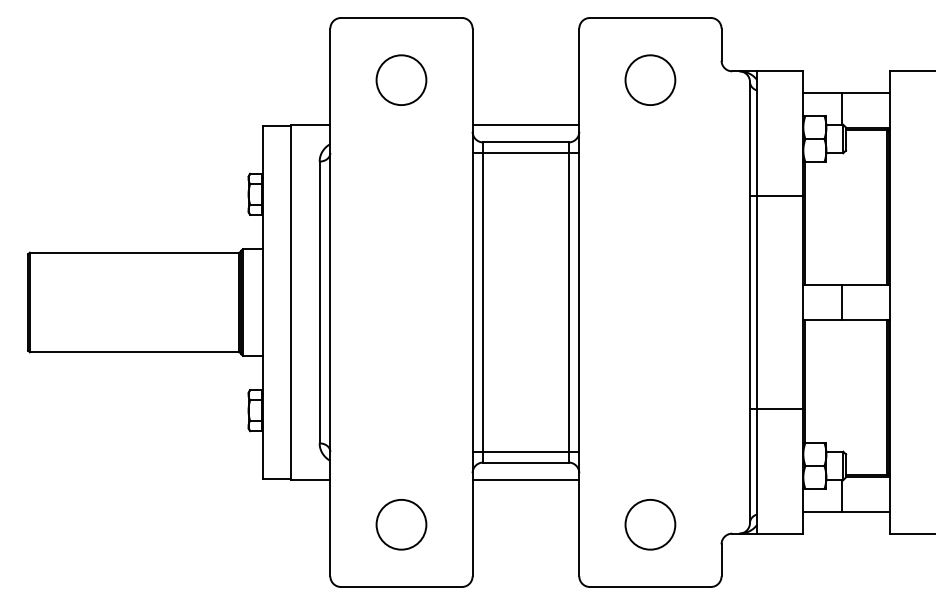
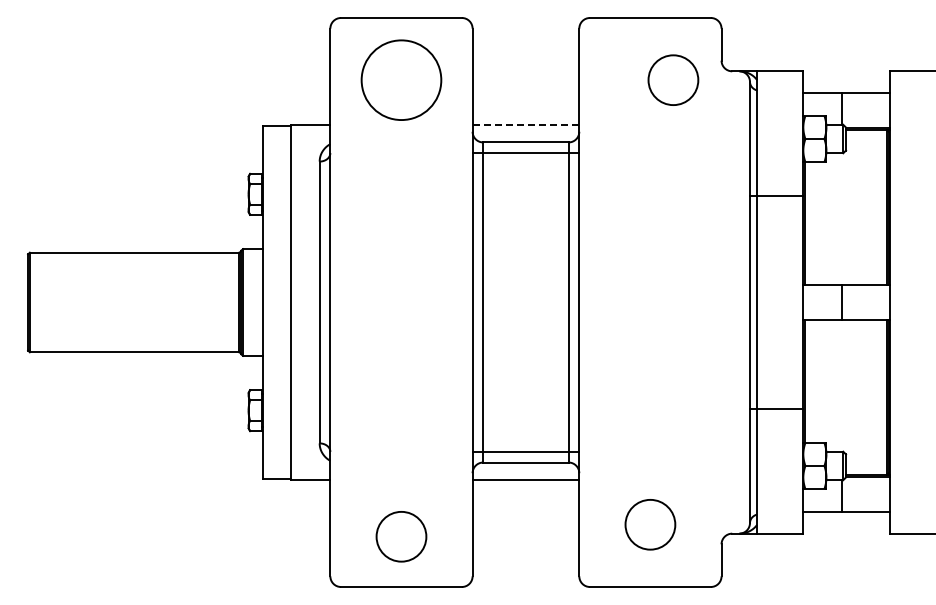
circle position: (650, 79) -> (673, 79) (673, 79)
circle diameter: 50 px -> 80 px (401, 80)
line: solid -> dashed (526, 124)
circle position: (401, 524) -> (401, 536) (401, 536)
